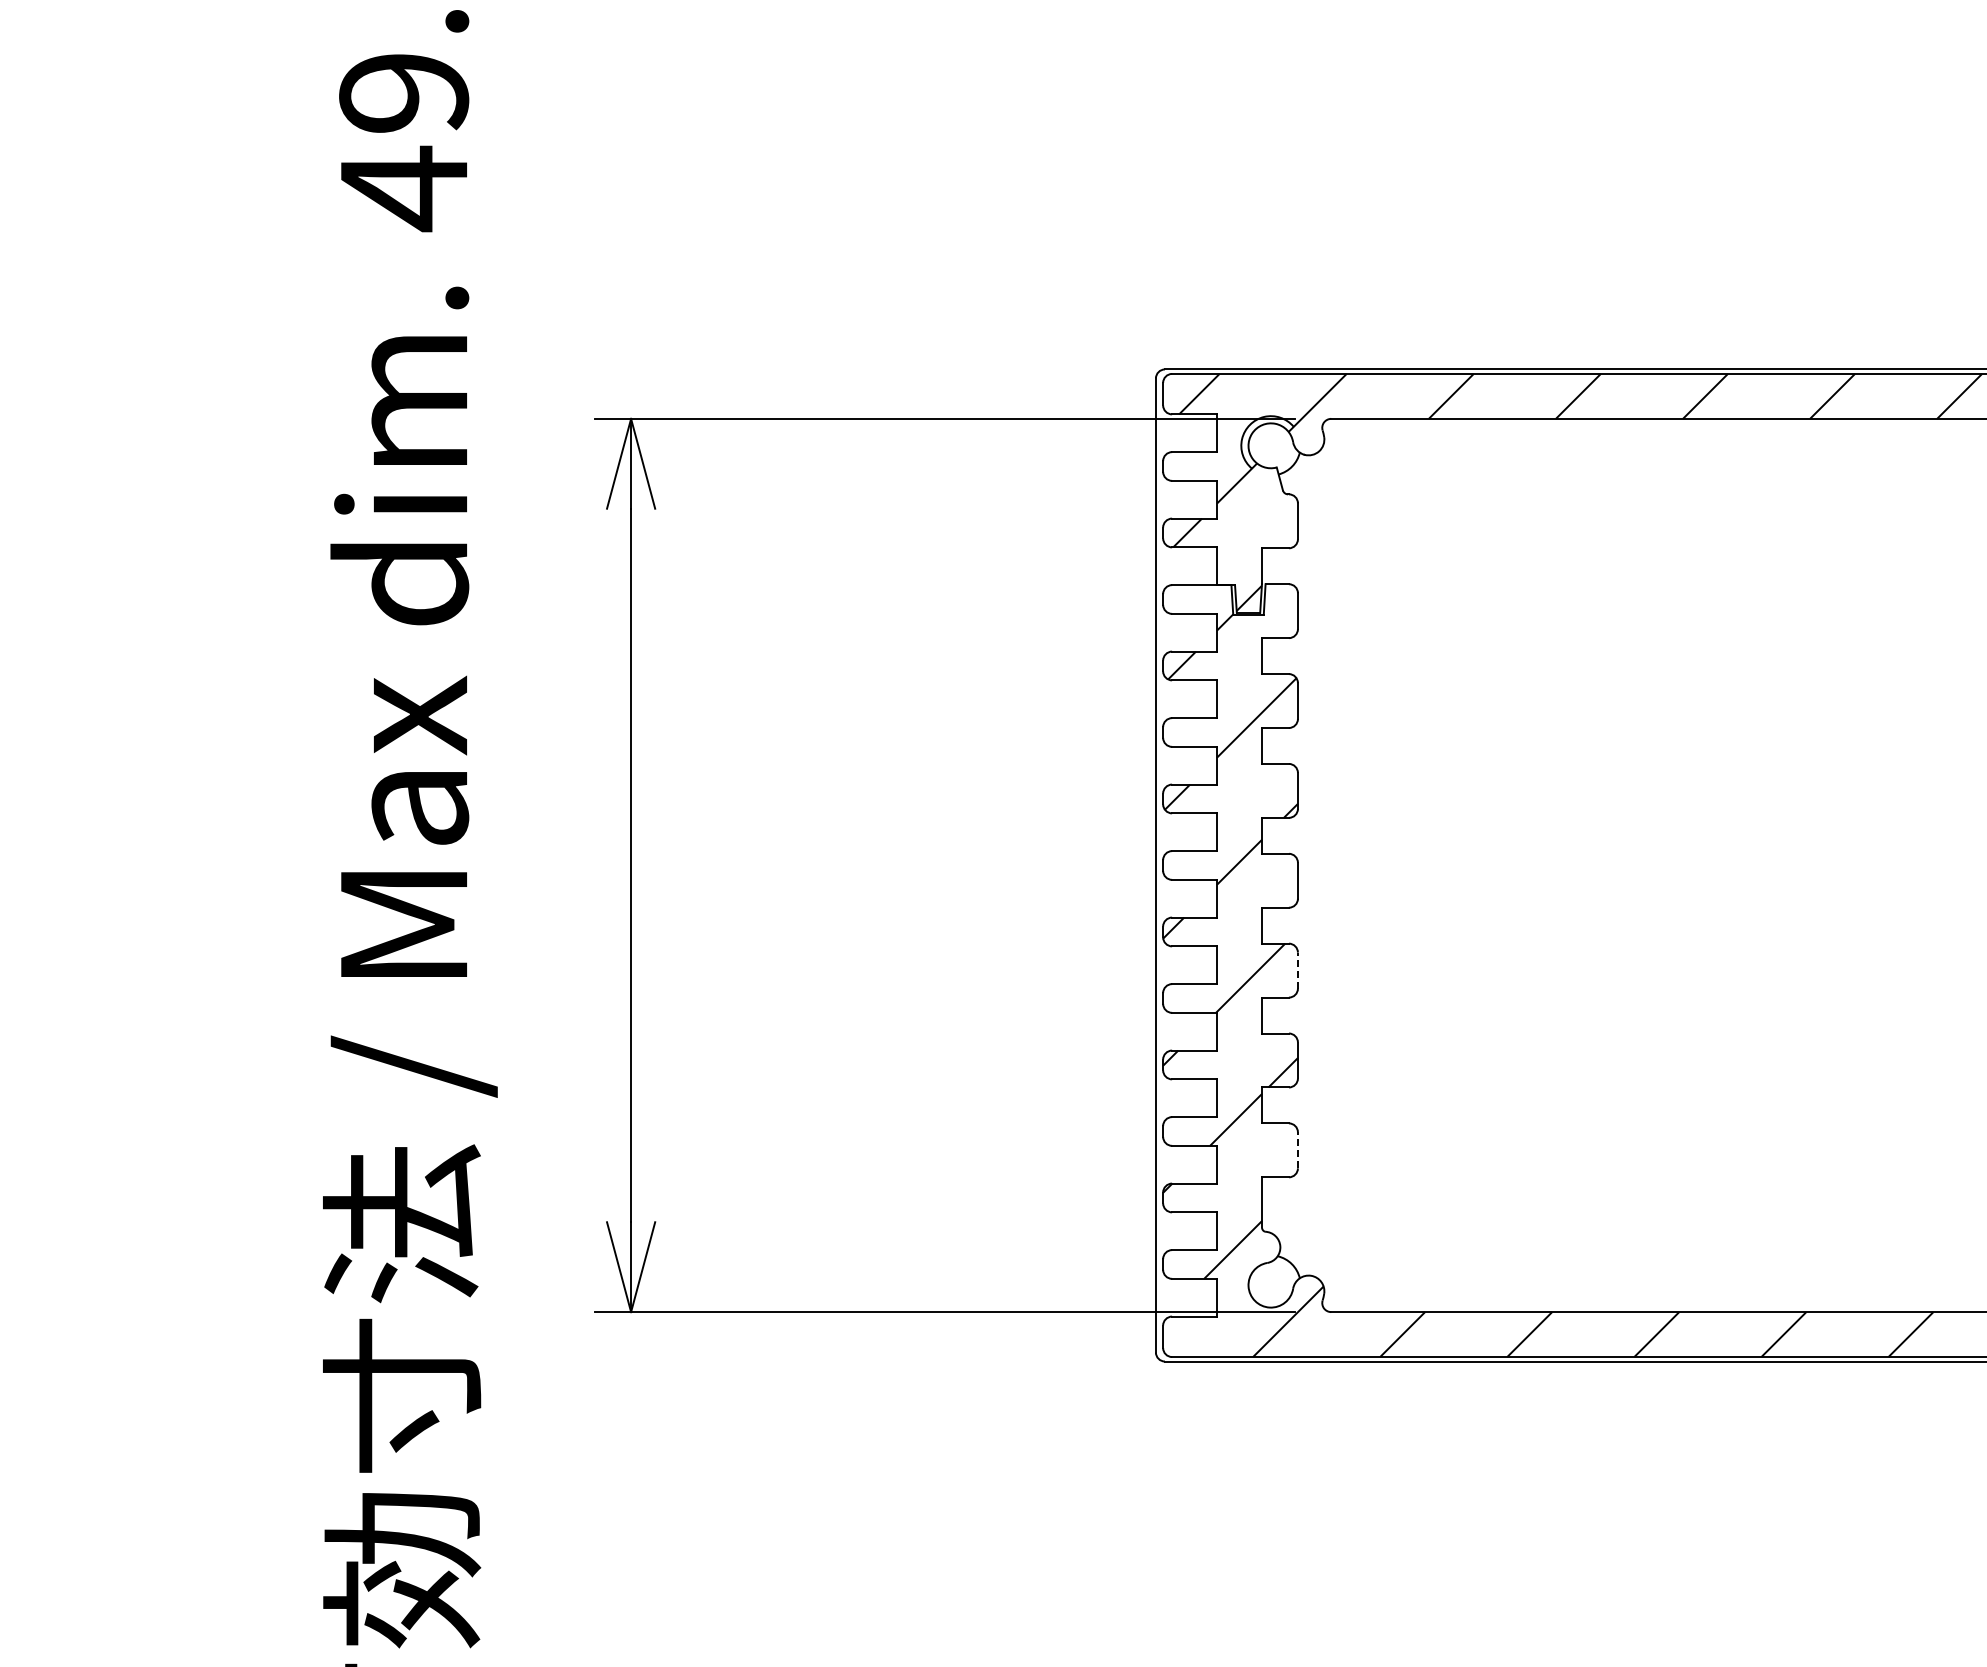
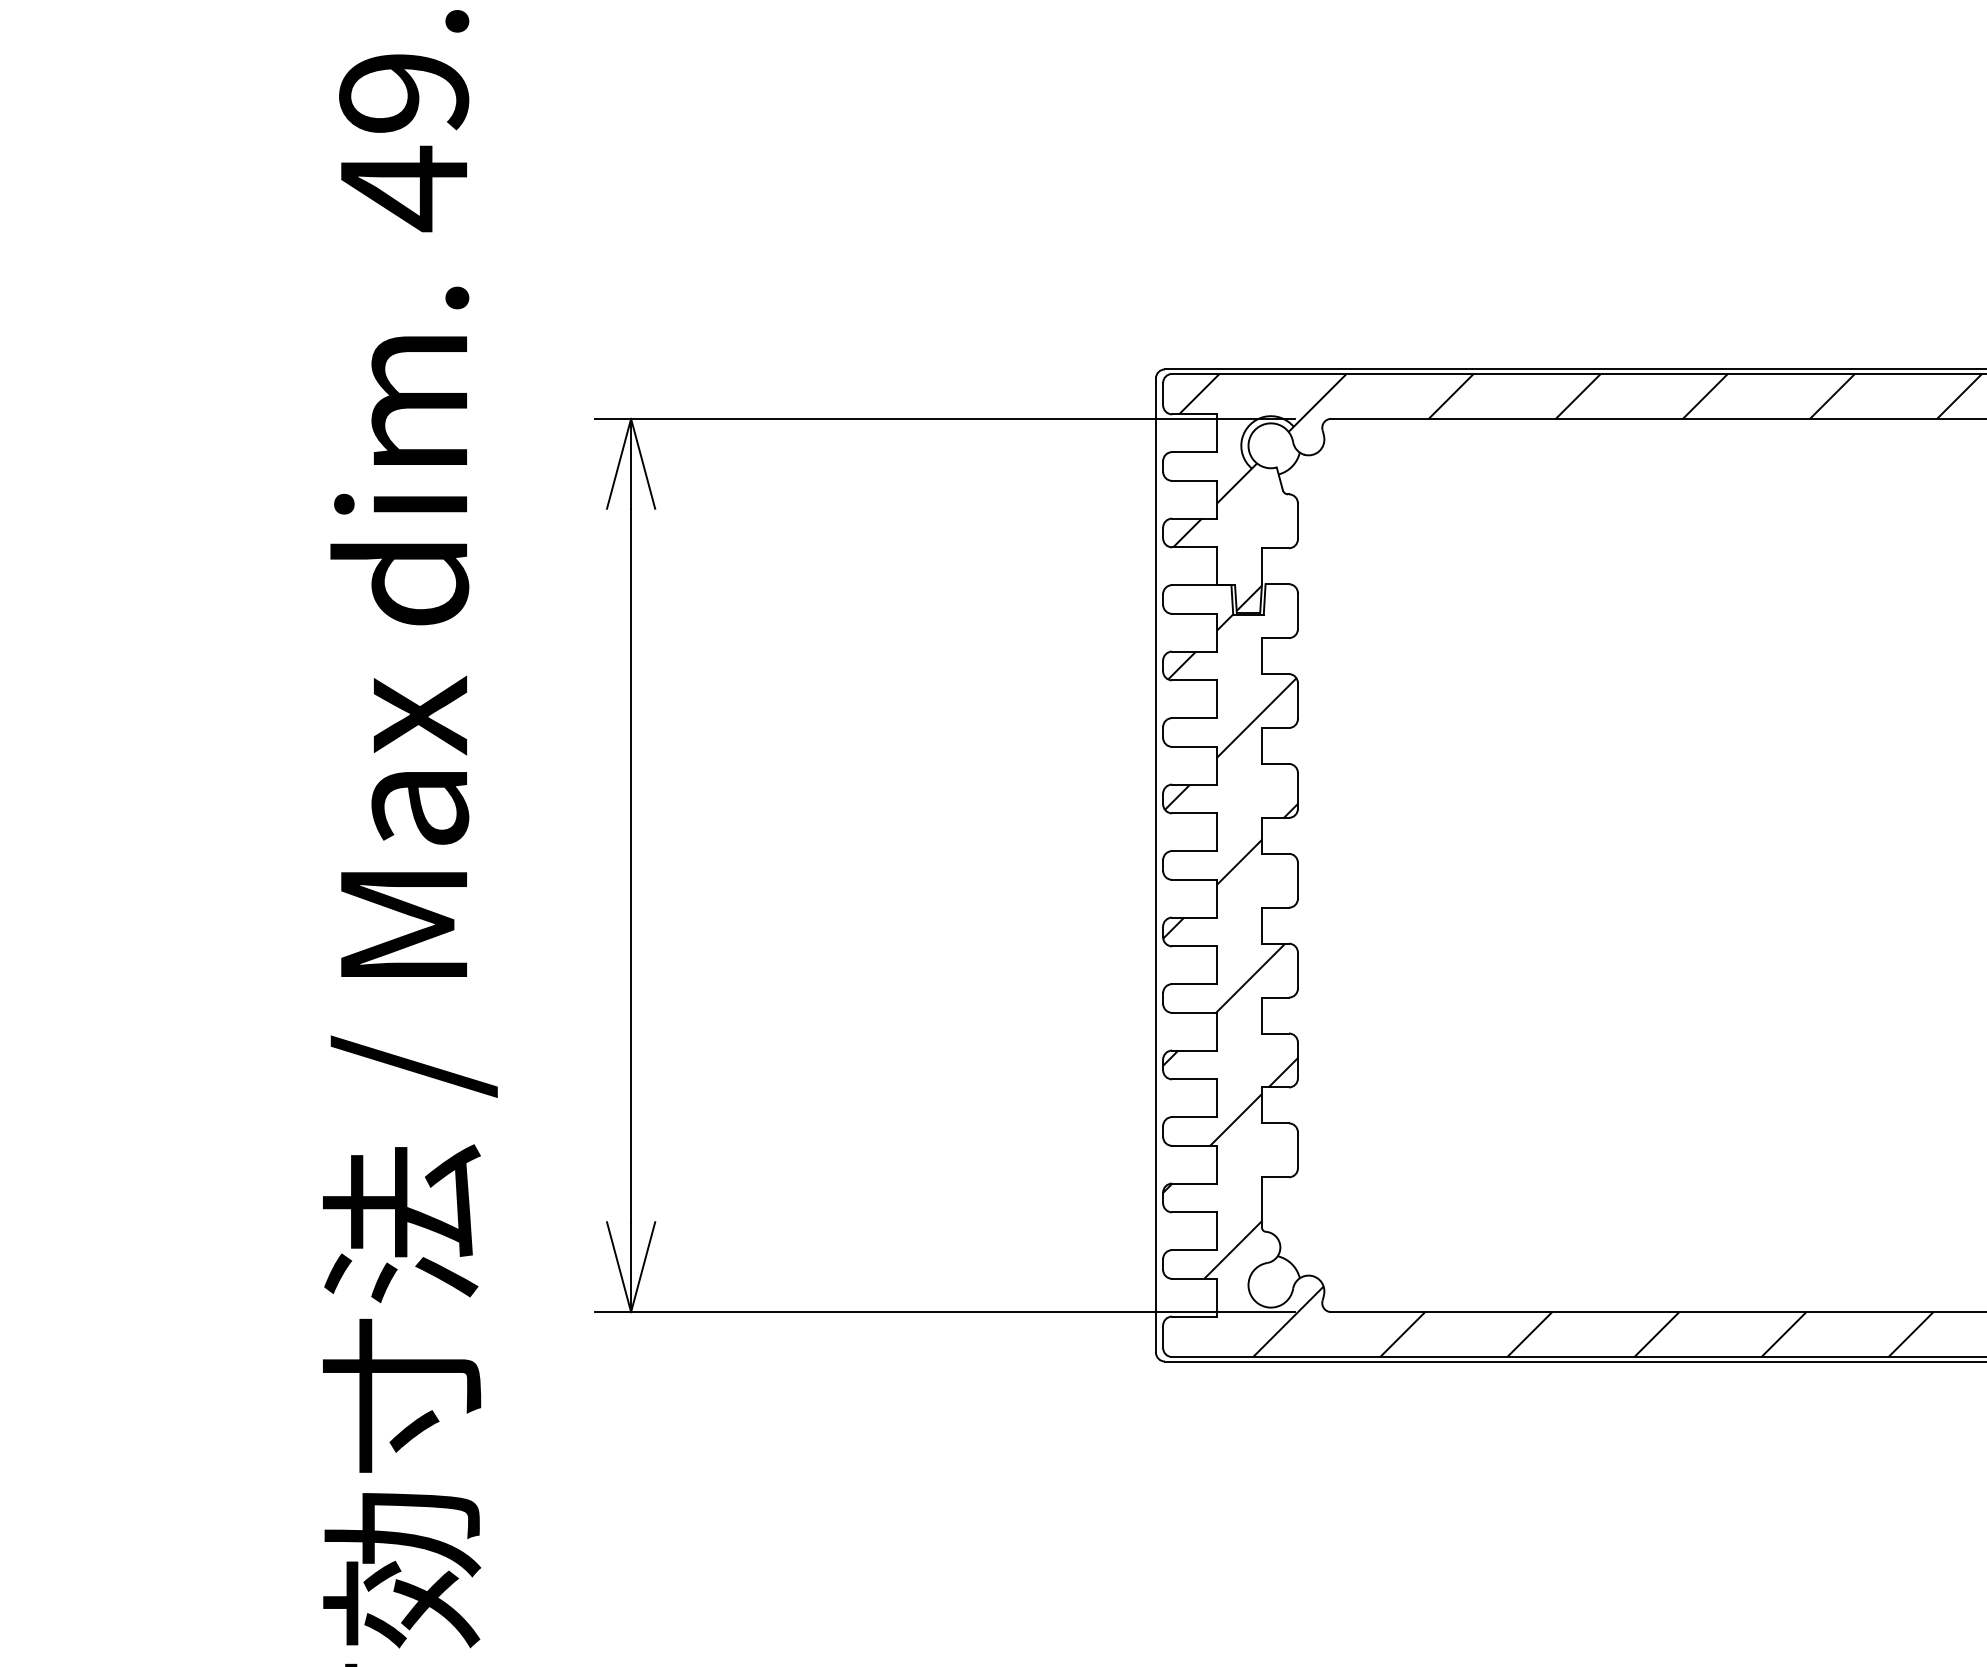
line: dashed -> solid (1297, 970)
line: dashed -> solid (1297, 1150)
